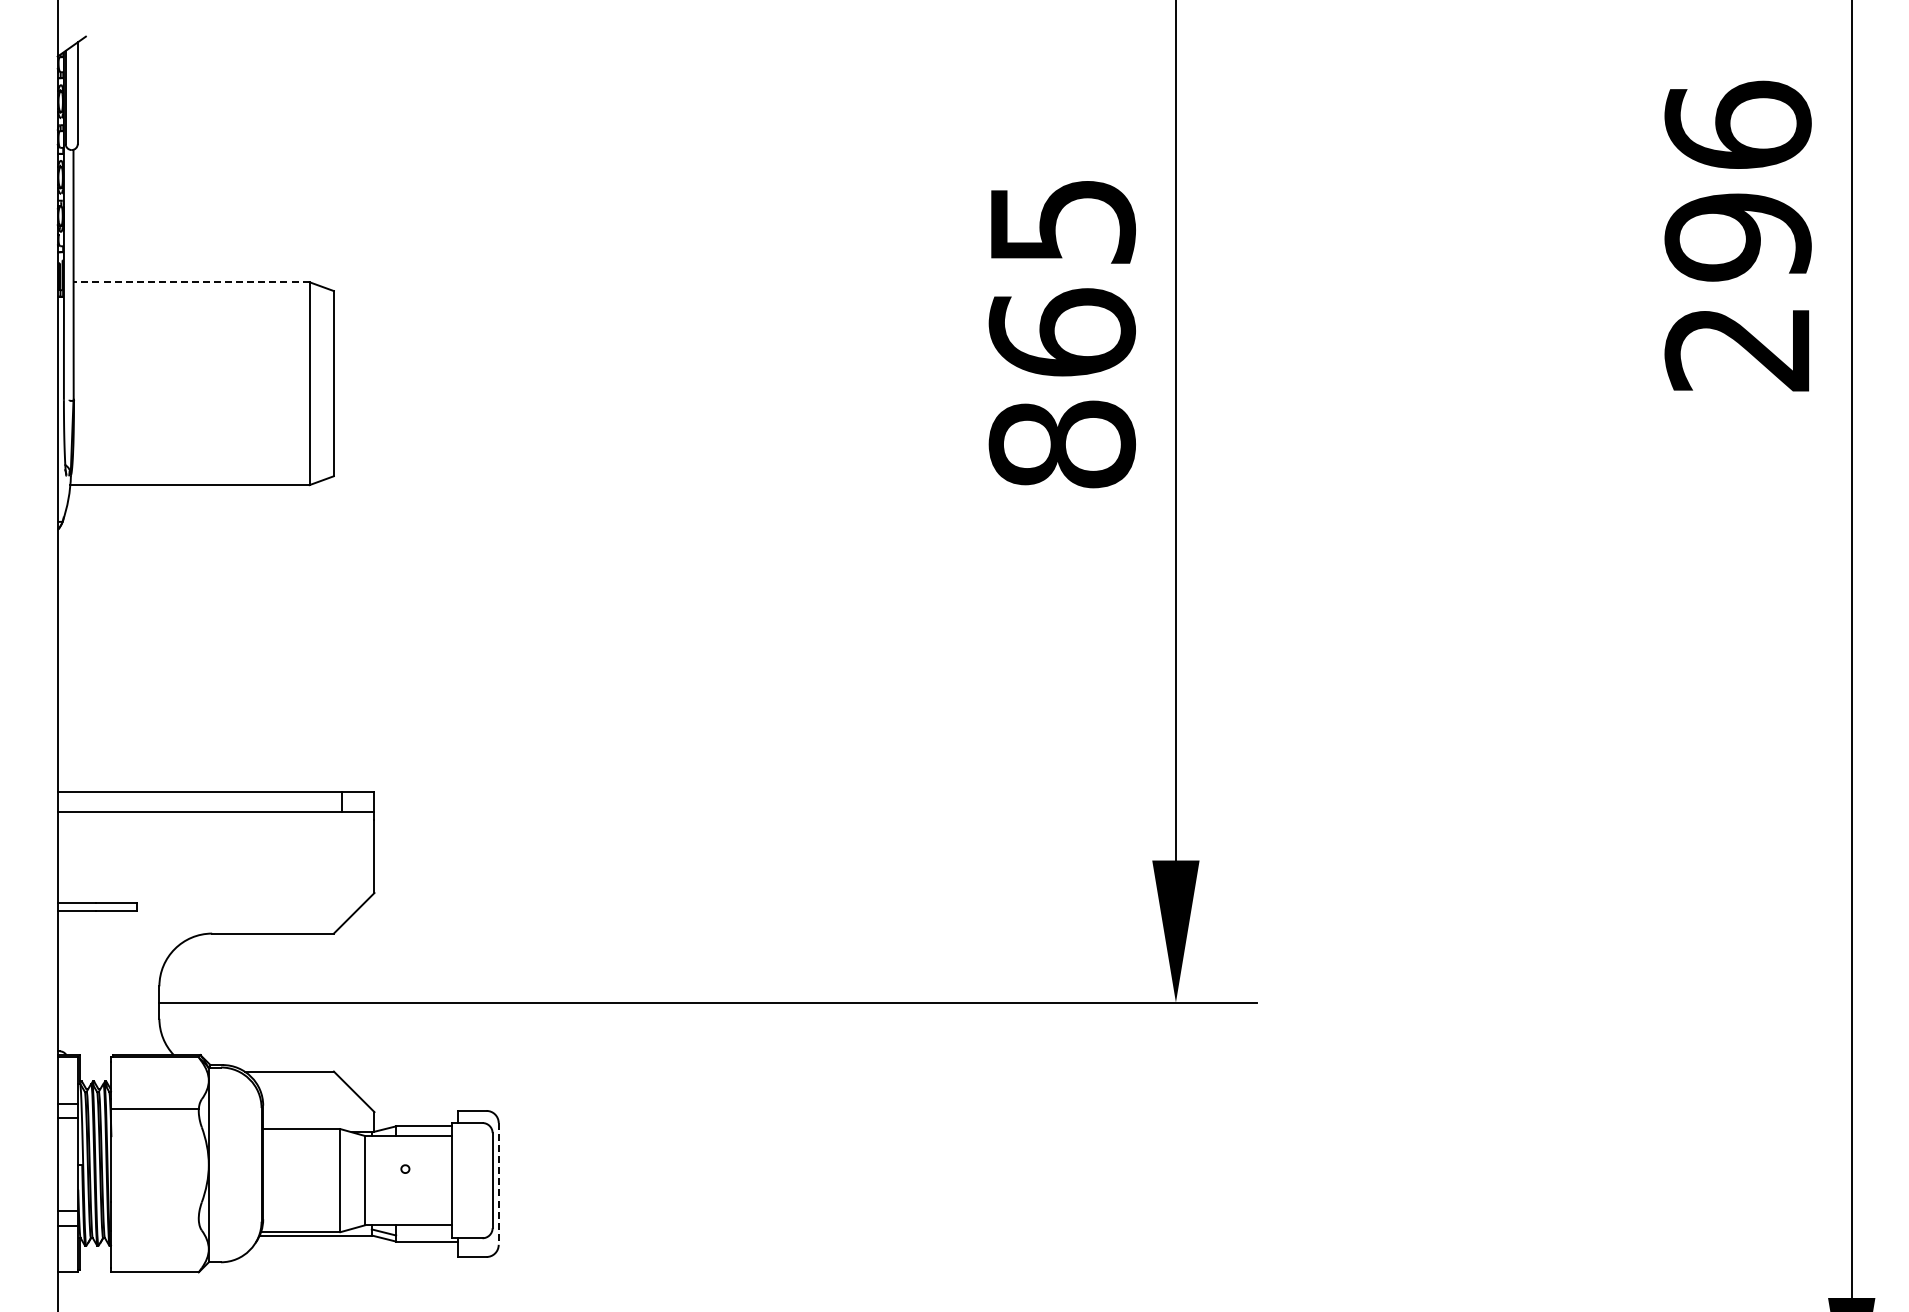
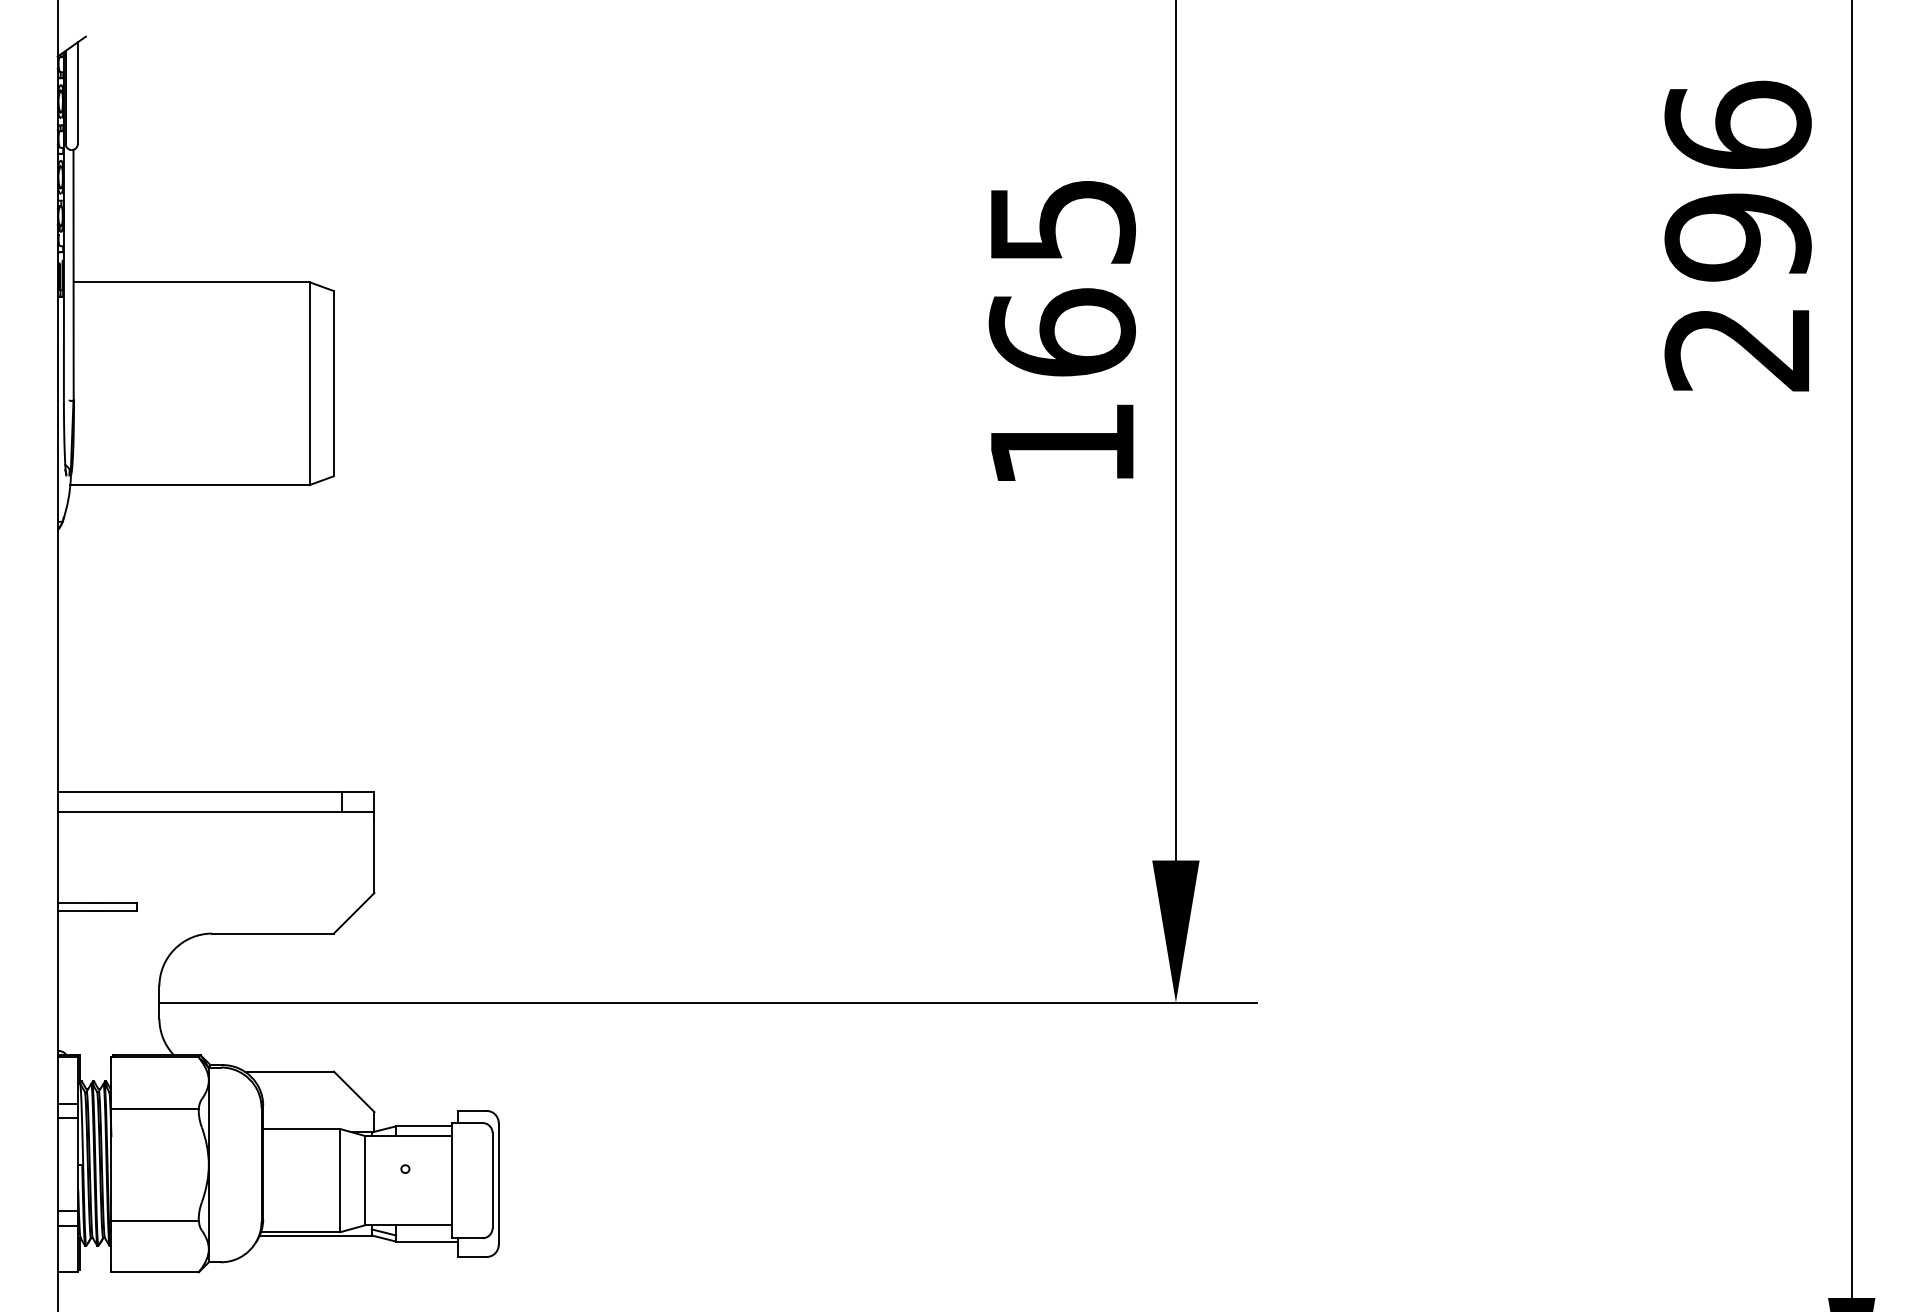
line: dashed -> solid (191, 282)
text: 865 -> 165 (1061, 444)
line: dashed -> solid (498, 1183)
line: none -> present (154, 1221)
